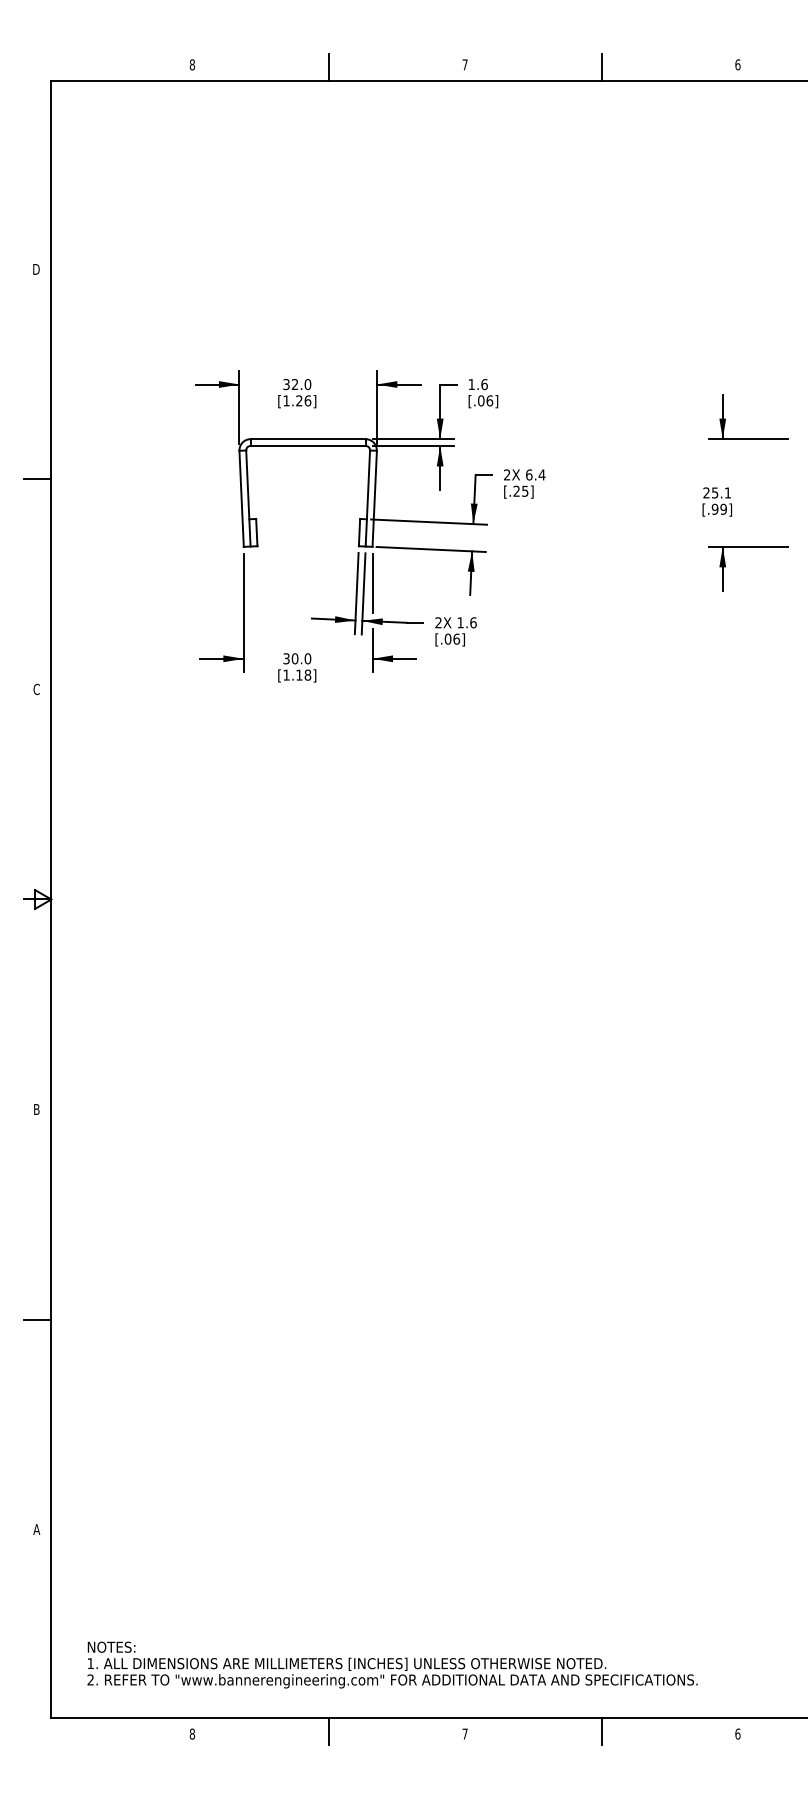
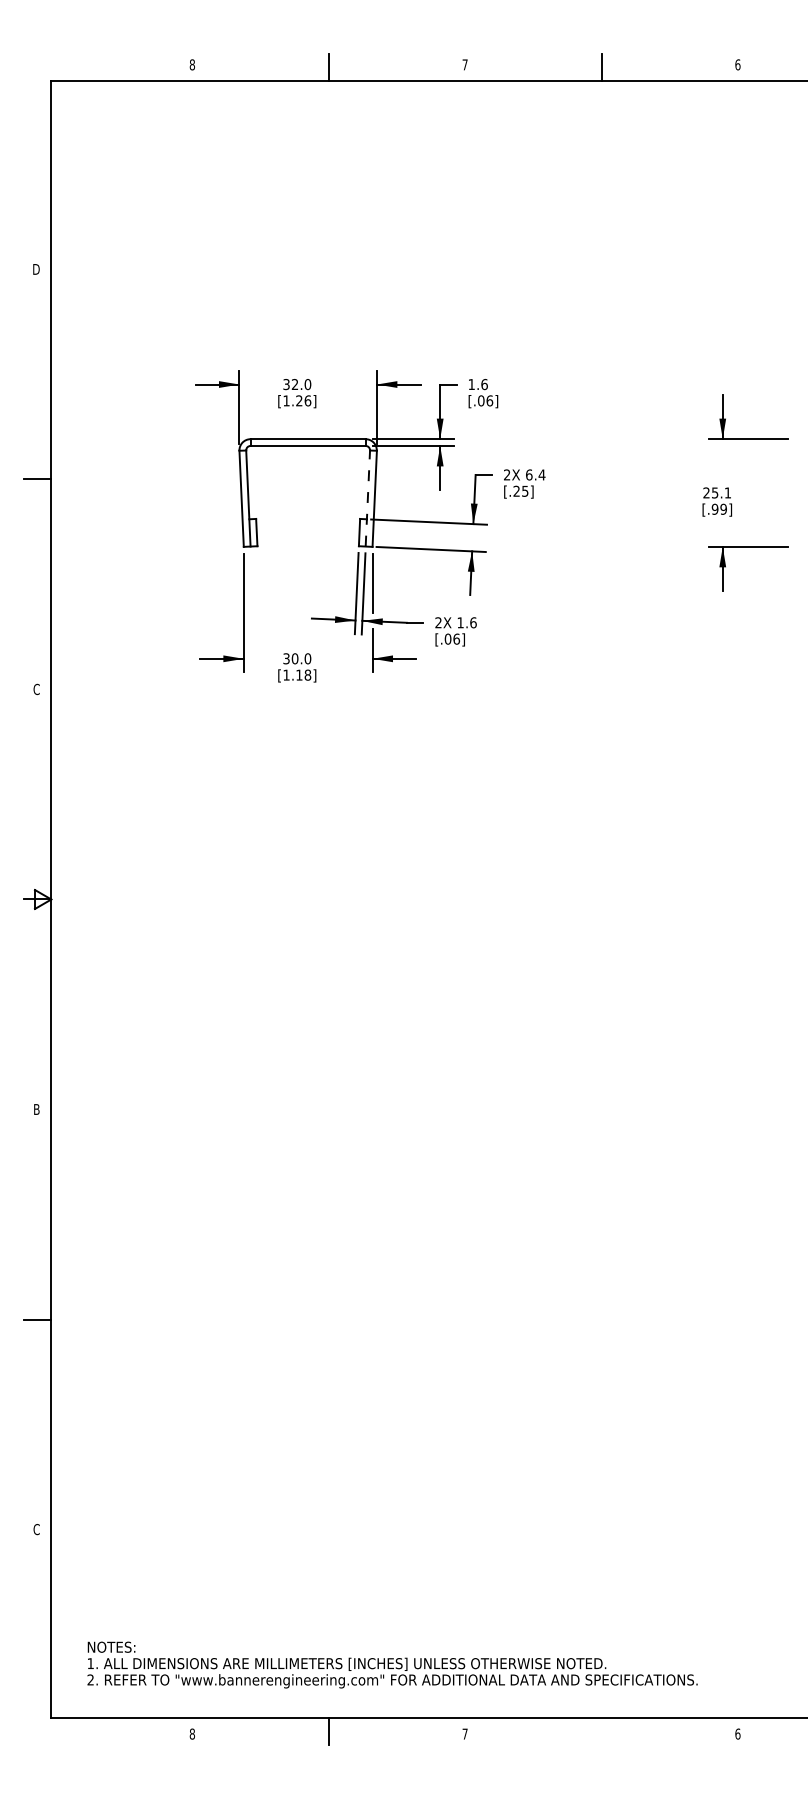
line: solid -> dashed (367, 498)
text: A -> C (36, 1529)
line: present -> none (601, 1731)
